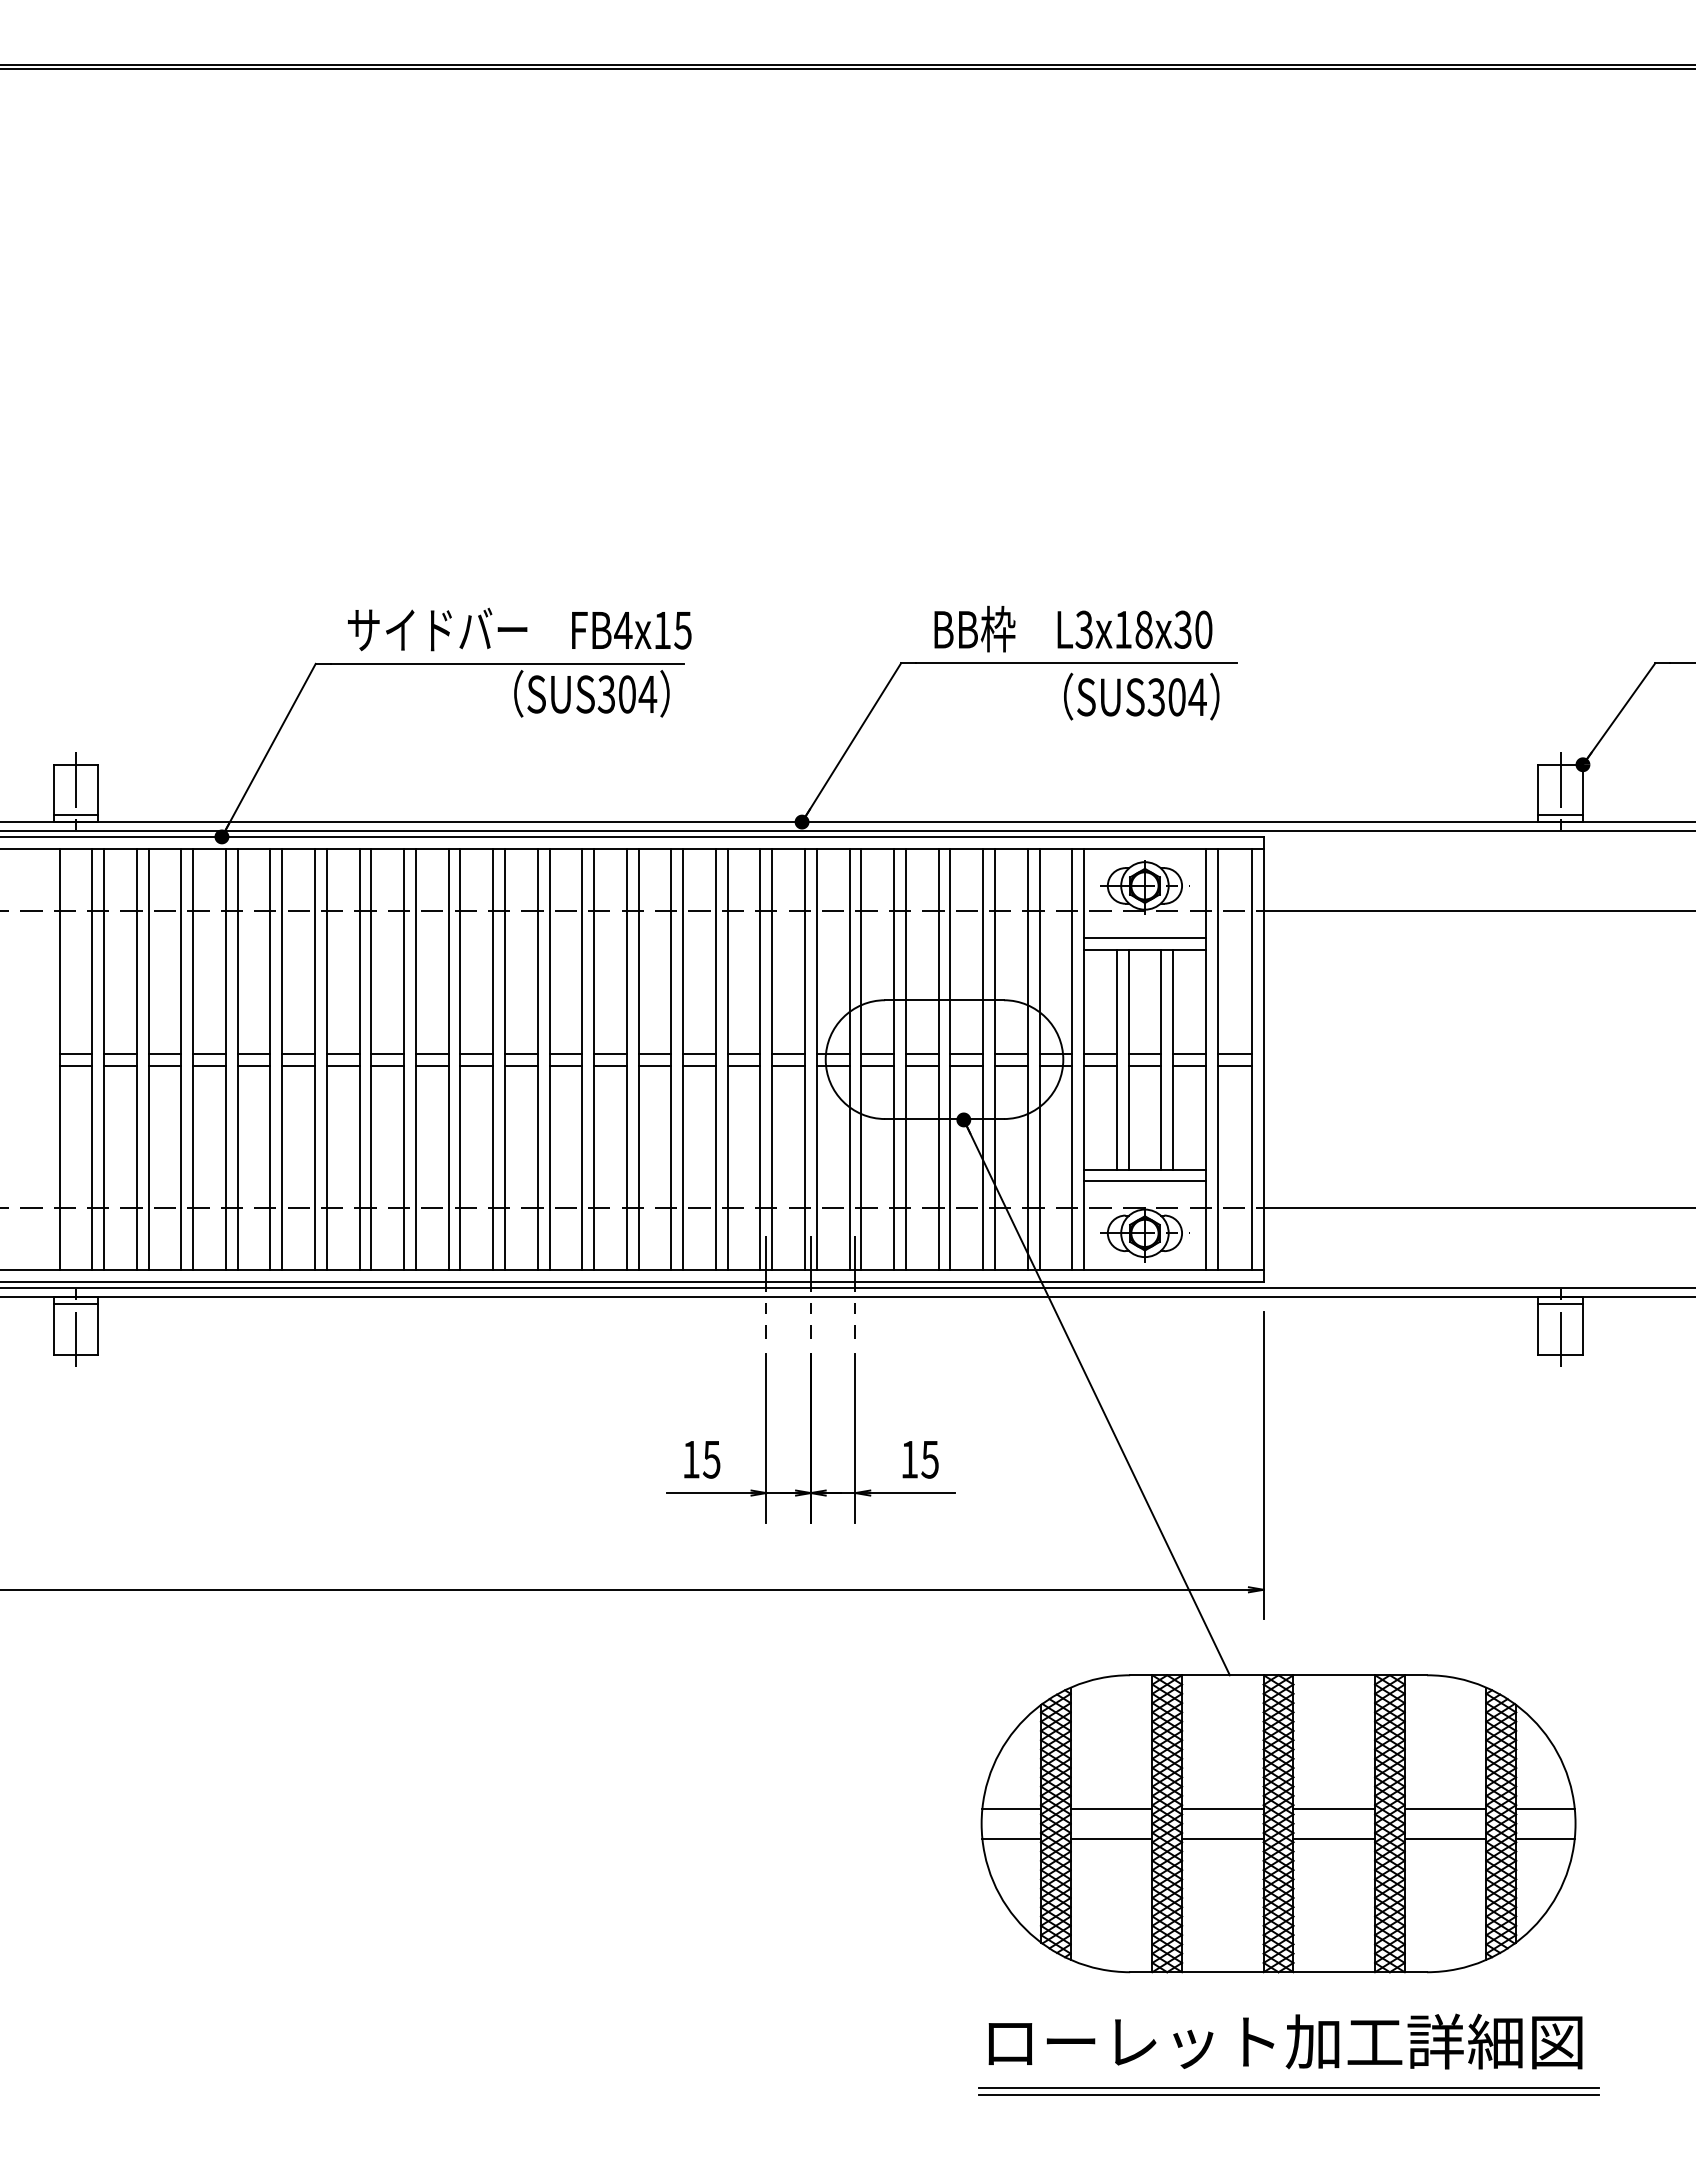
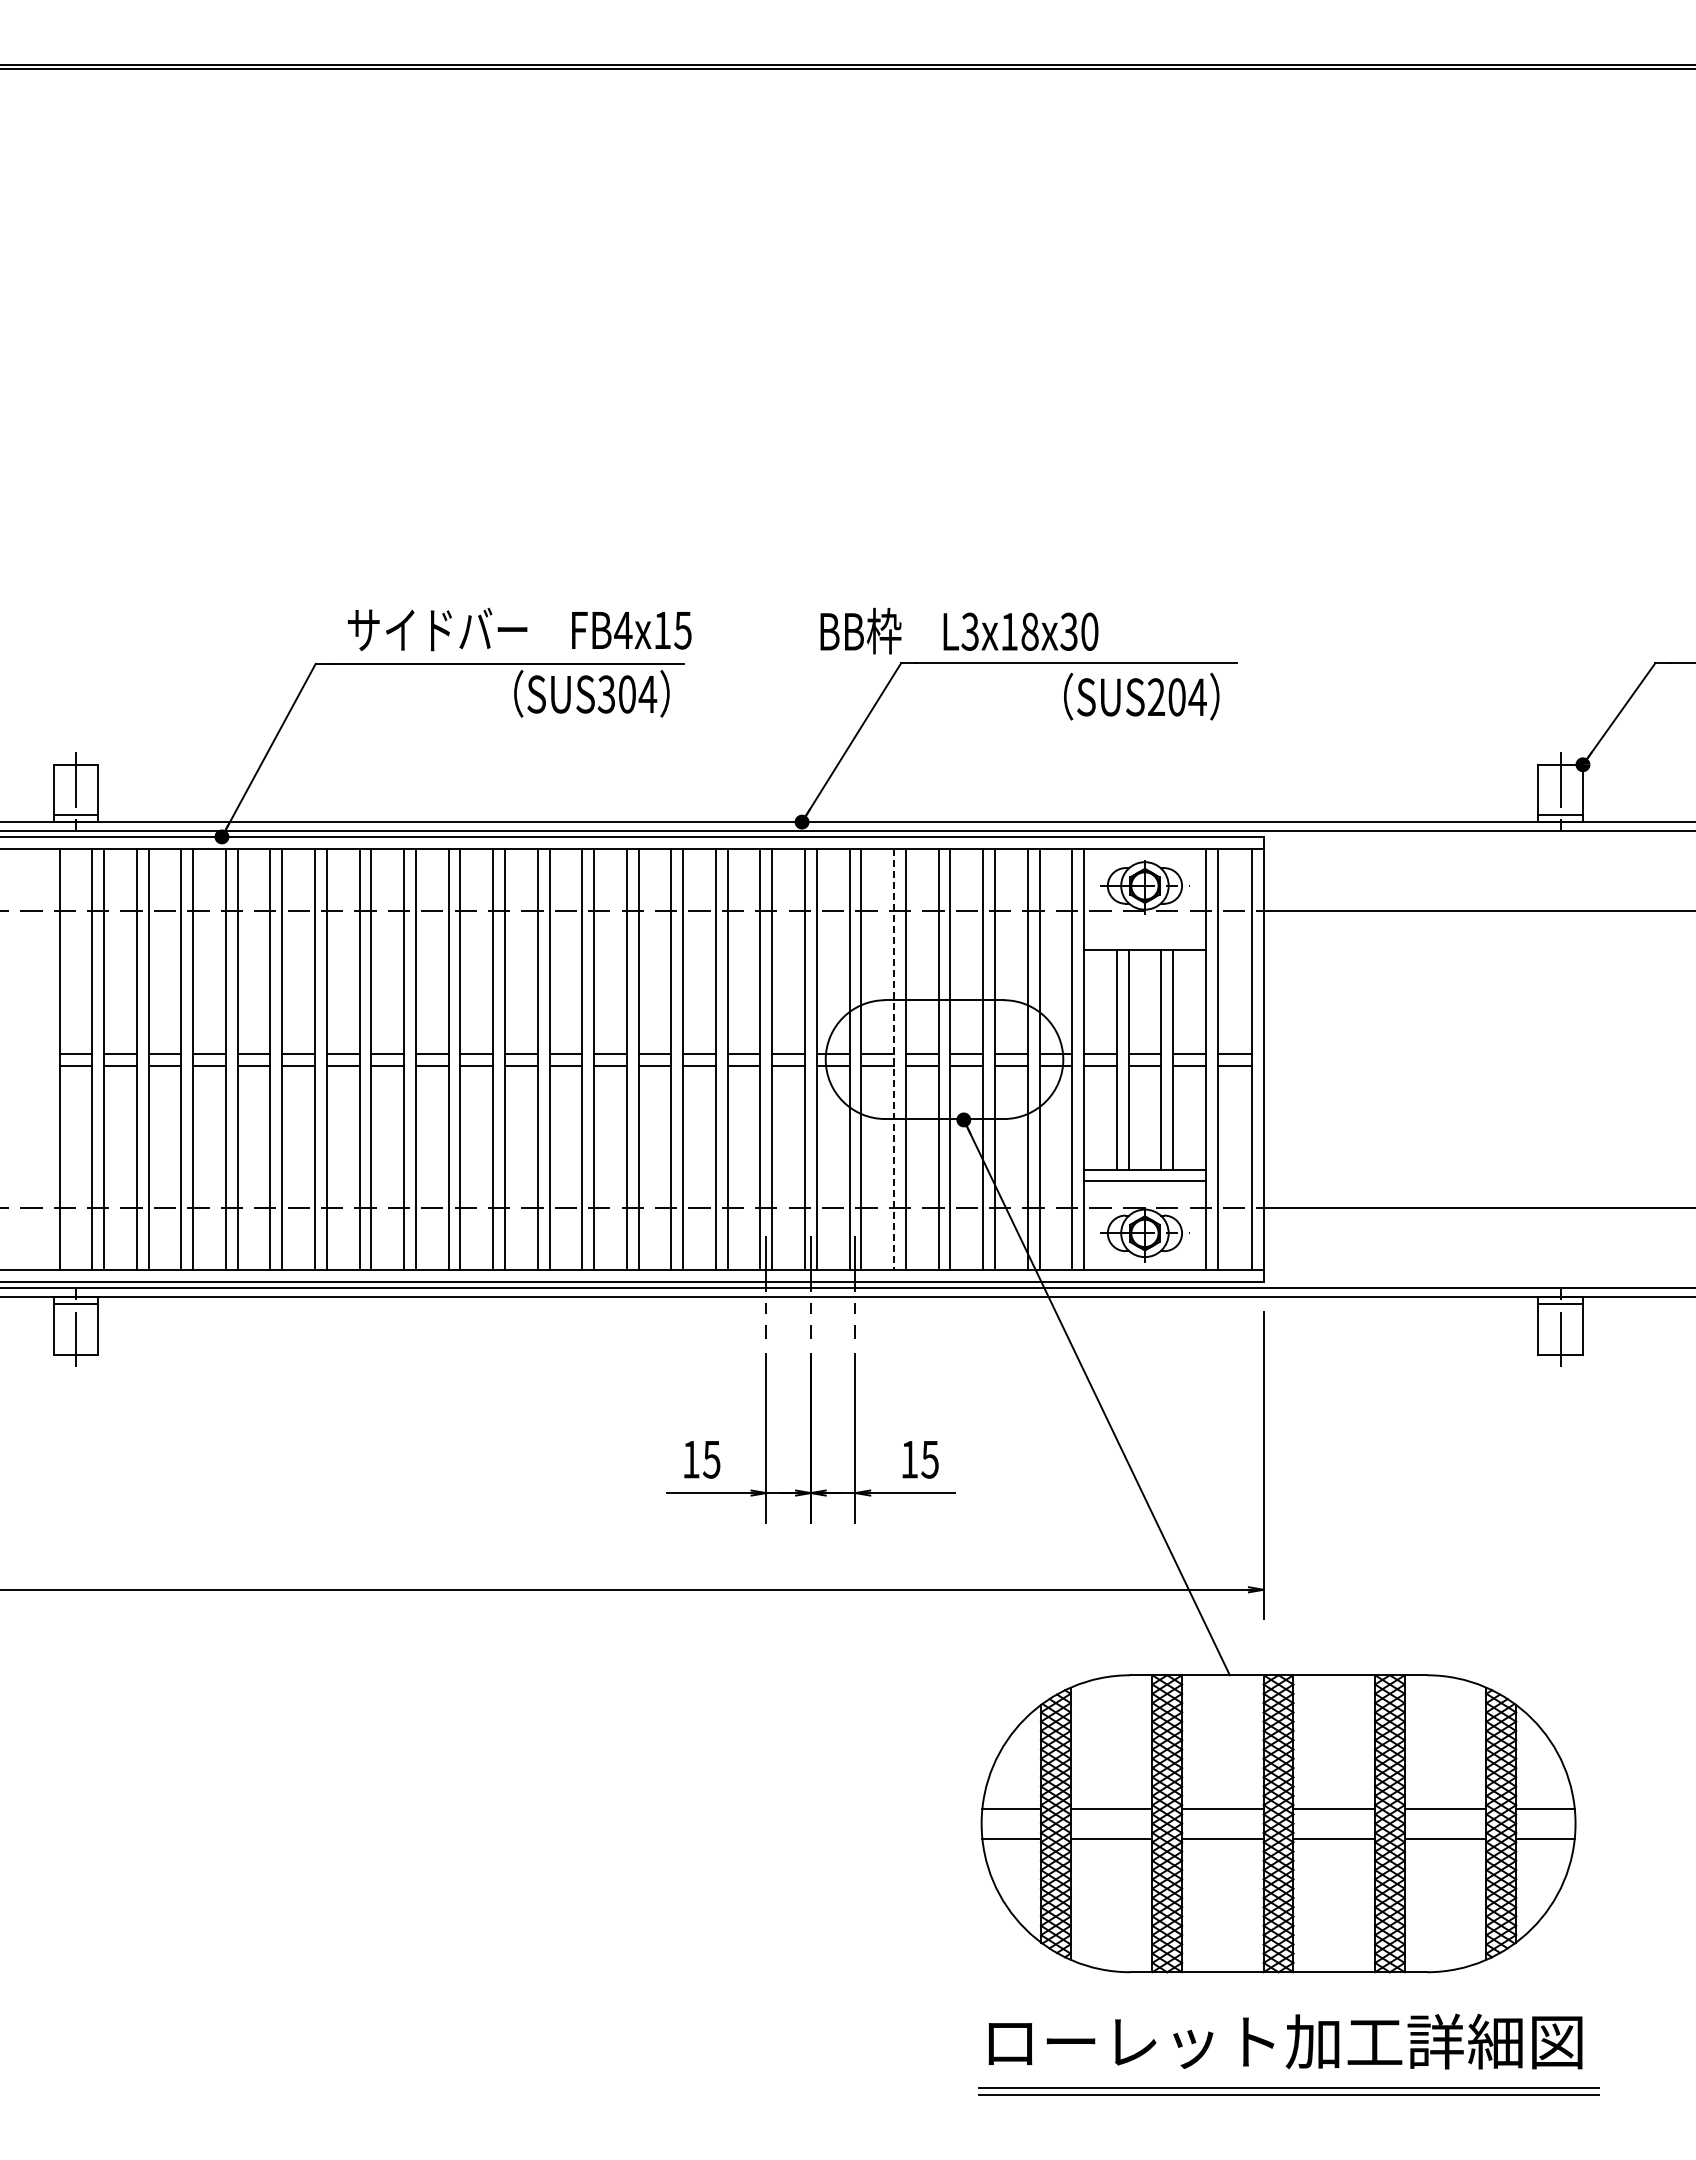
text position: (1073, 628) -> (959, 630) (959, 630)
text: SUS304 -> SUS204 (1155, 697)
line: present -> none (1144, 937)
line: solid -> dashed (894, 1059)
